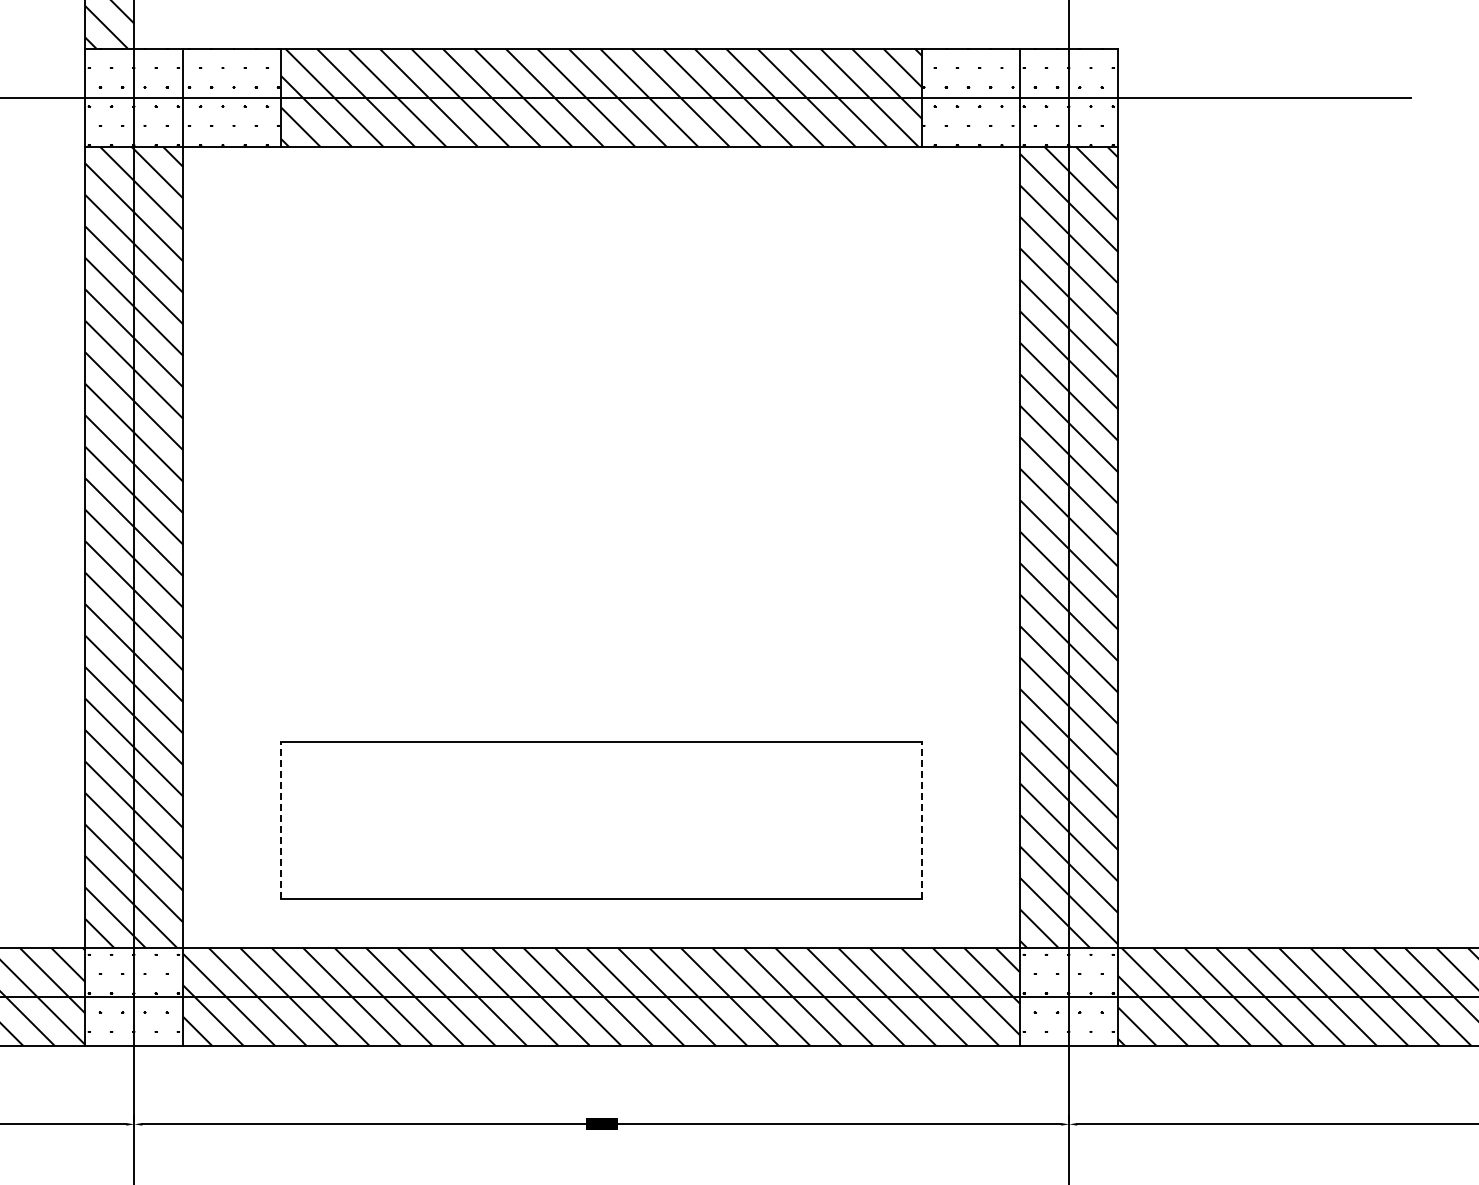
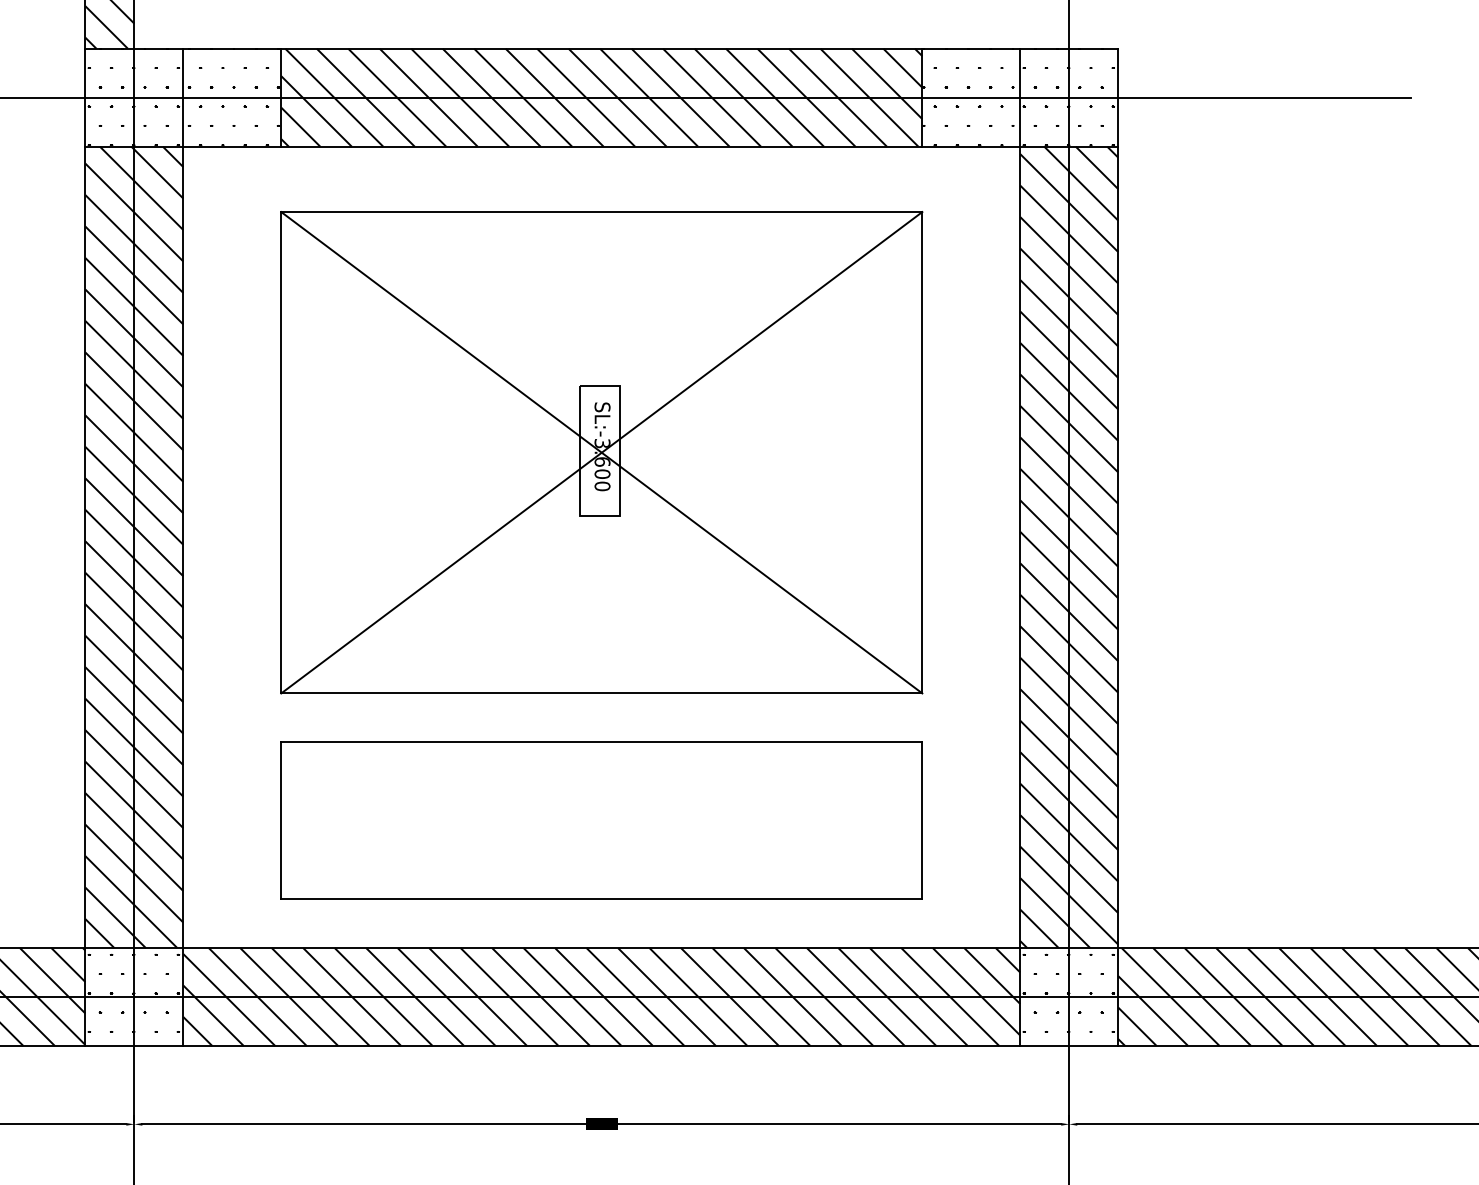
part: none -> present (601, 452)
line: dashed -> solid (281, 820)
line: dashed -> solid (922, 820)
